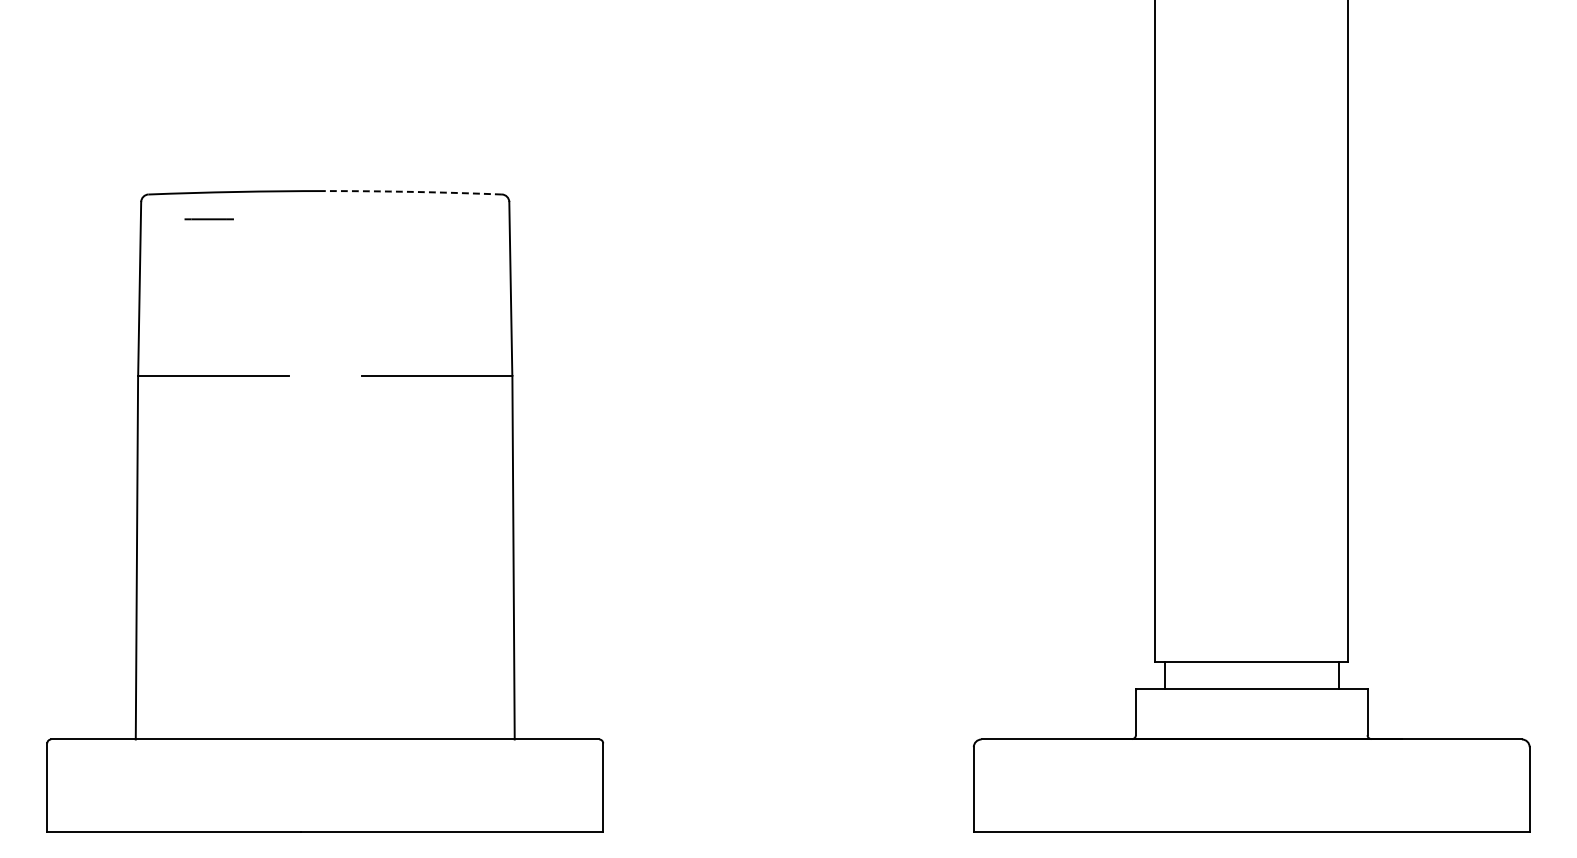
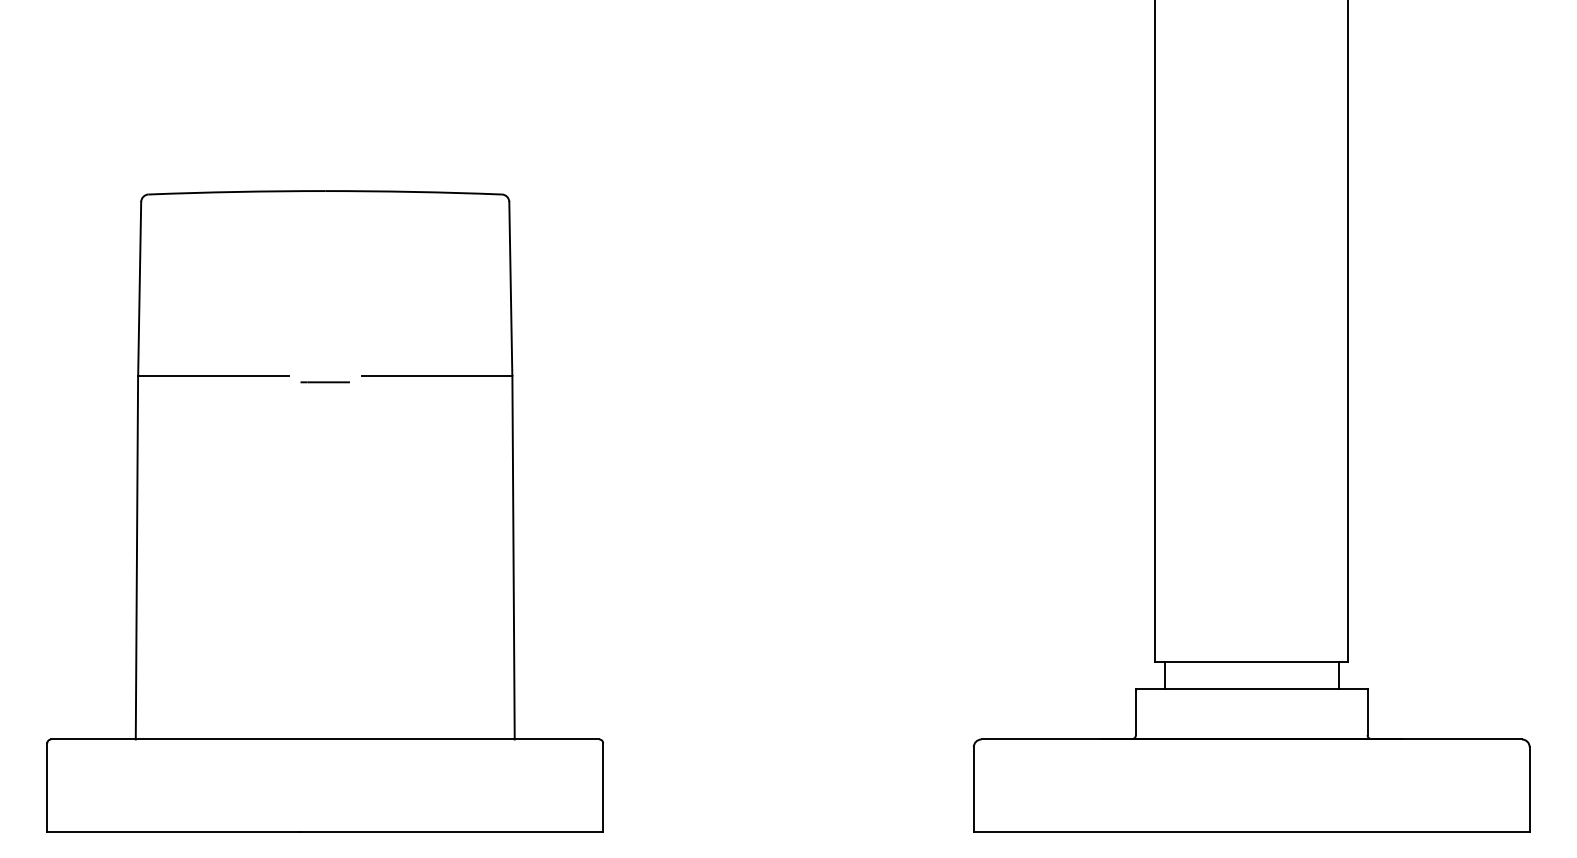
arc: dashed -> solid (413, 191)
line position: (208, 219) -> (324, 382) (324, 382)
